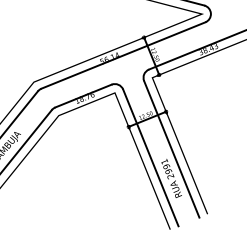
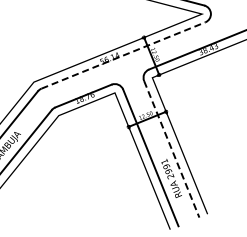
line: solid -> dashed (123, 55)
line: solid -> dashed (171, 149)
